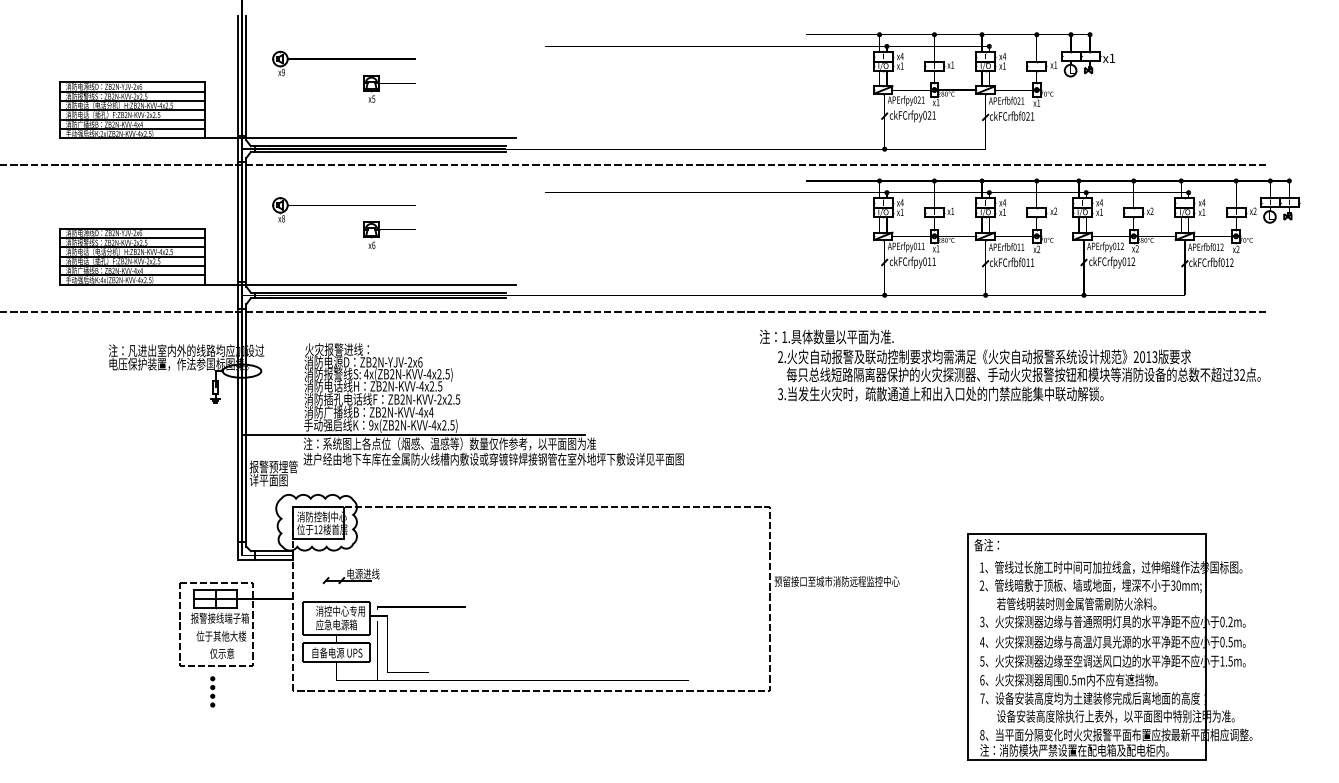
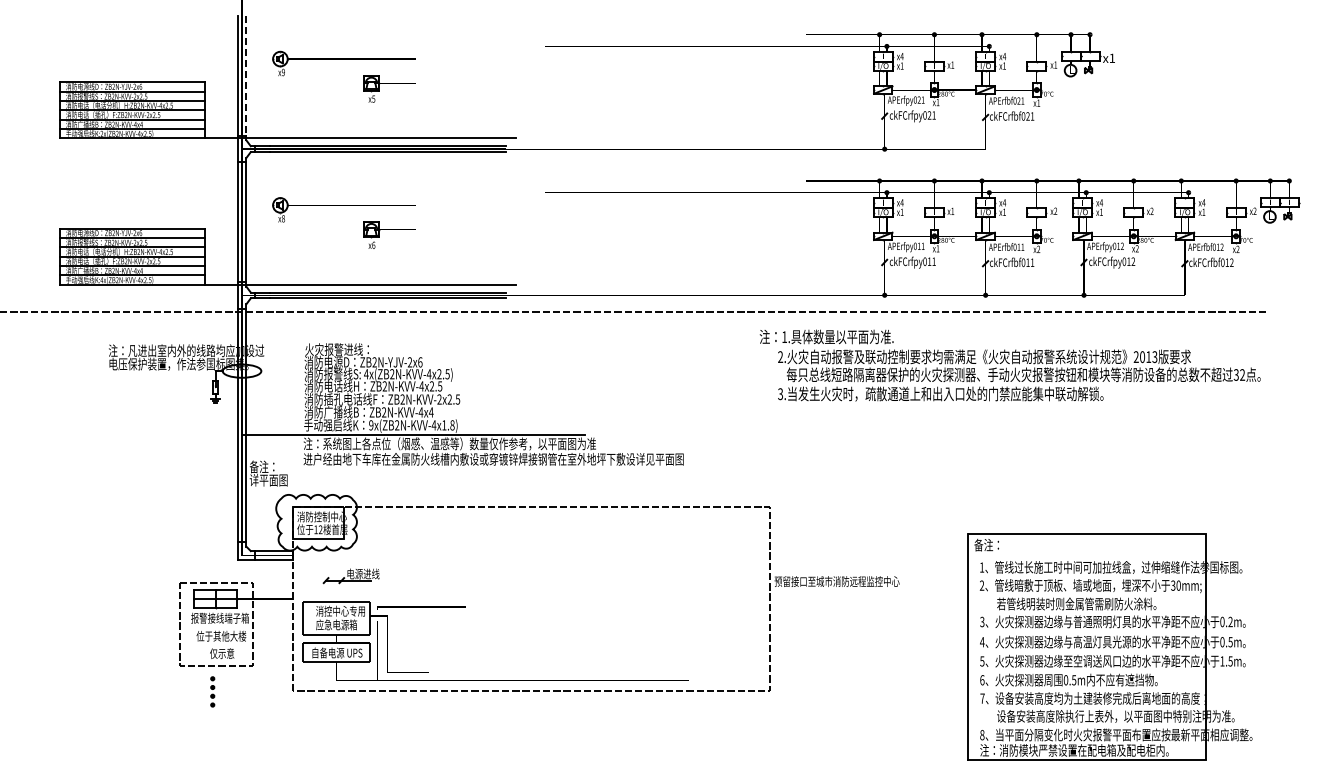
line: solid -> dashed (246, 76)
line: present -> none (633, 165)
text: 9x(ZB2N-KVV-4x2.5) -> 9x(ZB2N-KVV-4x1.8) (448, 425)
text: 报警预埋管 -> 备注： (273, 466)
